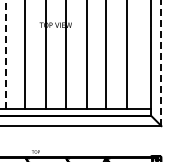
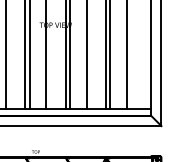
line: dashed -> solid (5, 54)
line: none -> present (29, 55)
line: none -> present (69, 55)
line: none -> present (110, 55)
line: dashed -> solid (161, 63)
